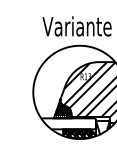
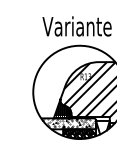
hatch: none -> present (69, 123)
